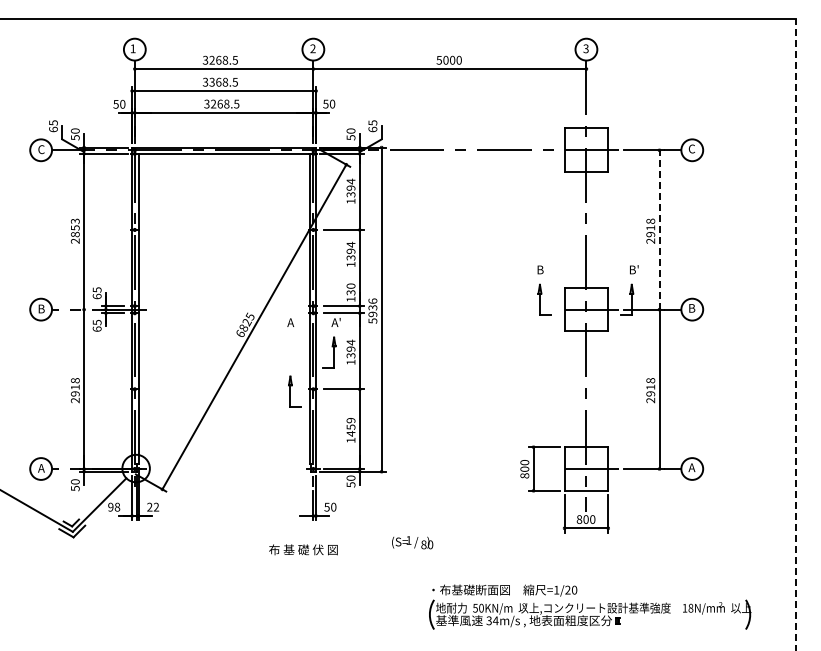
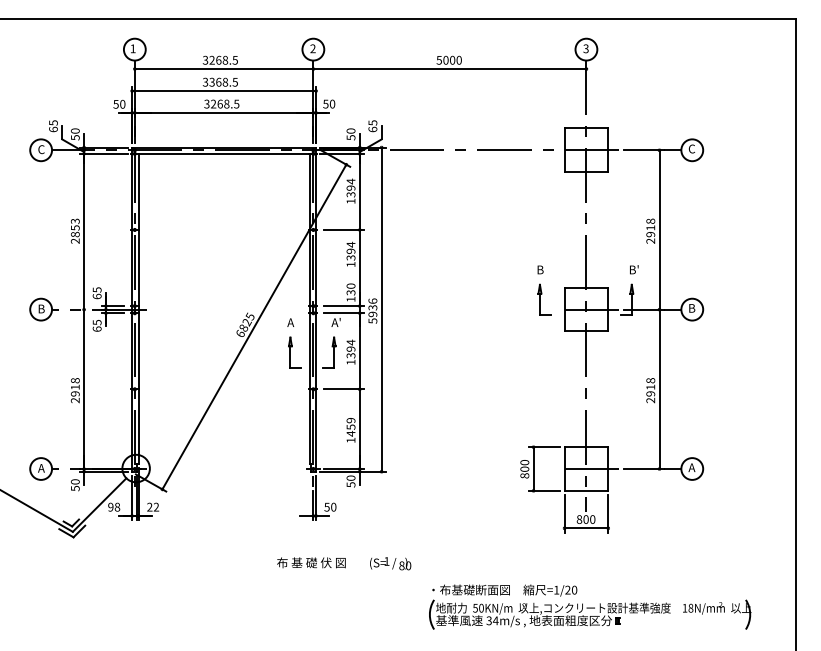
line: dashed -> solid (659, 229)
line: dashed -> solid (796, 334)
part position: (294, 391) -> (294, 352) (294, 352)
text position: (412, 542) -> (390, 563) (390, 563)
text position: (303, 549) -> (311, 562) (311, 562)
